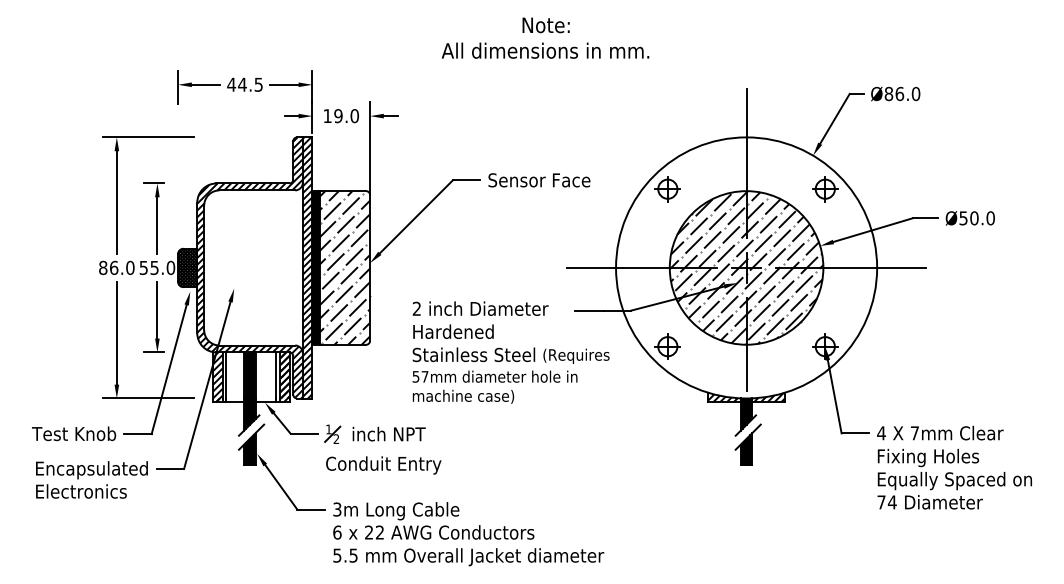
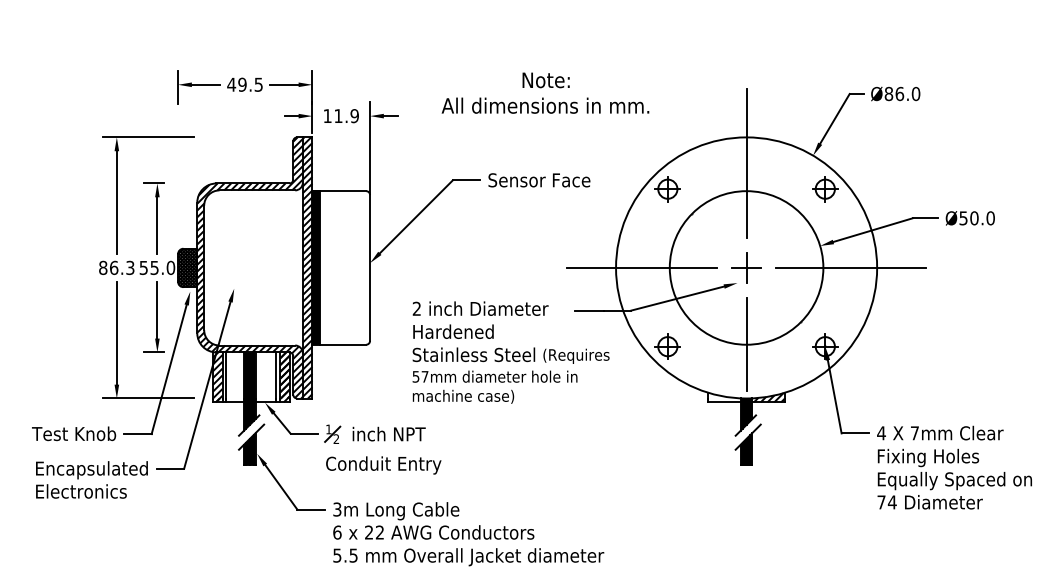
text position: (545, 37) -> (545, 92) (545, 92)
text: 44.5 -> 49.5 (242, 84)
text: 19.0 -> 11.9 (346, 116)
text: 86.0 -> 86.3 (130, 267)
hatch: present -> none (345, 267)
hatch: present -> none (746, 267)
hatch: present -> none (725, 397)
